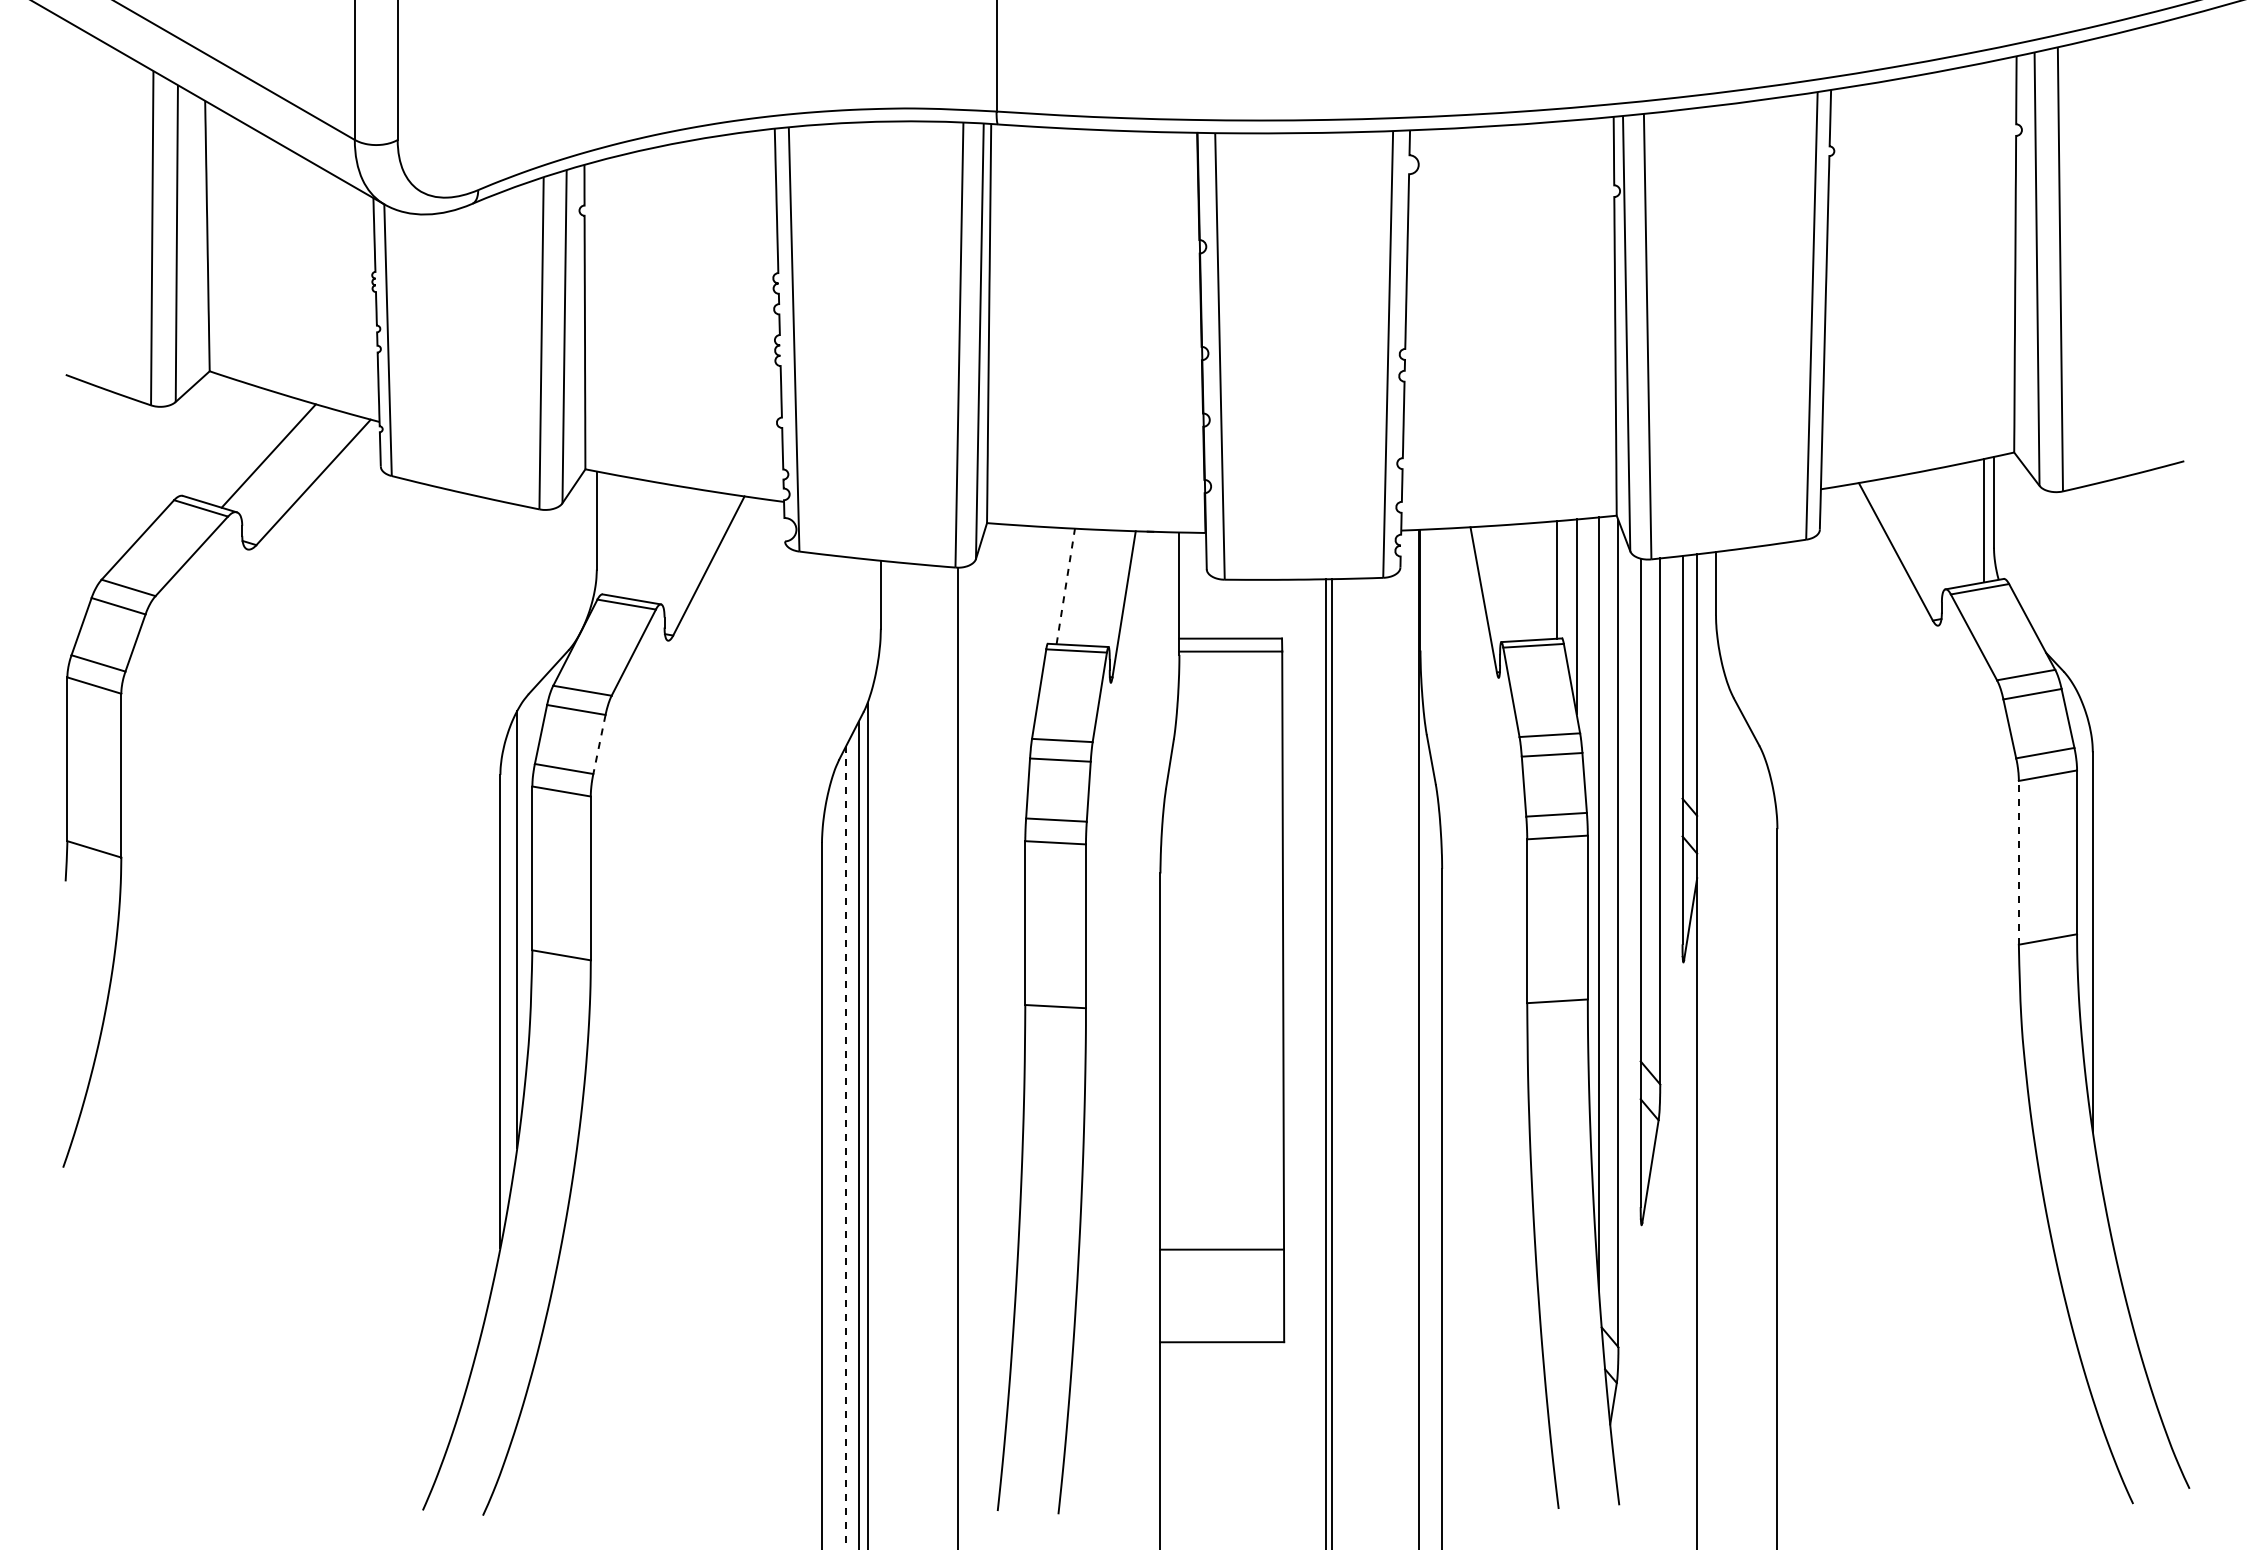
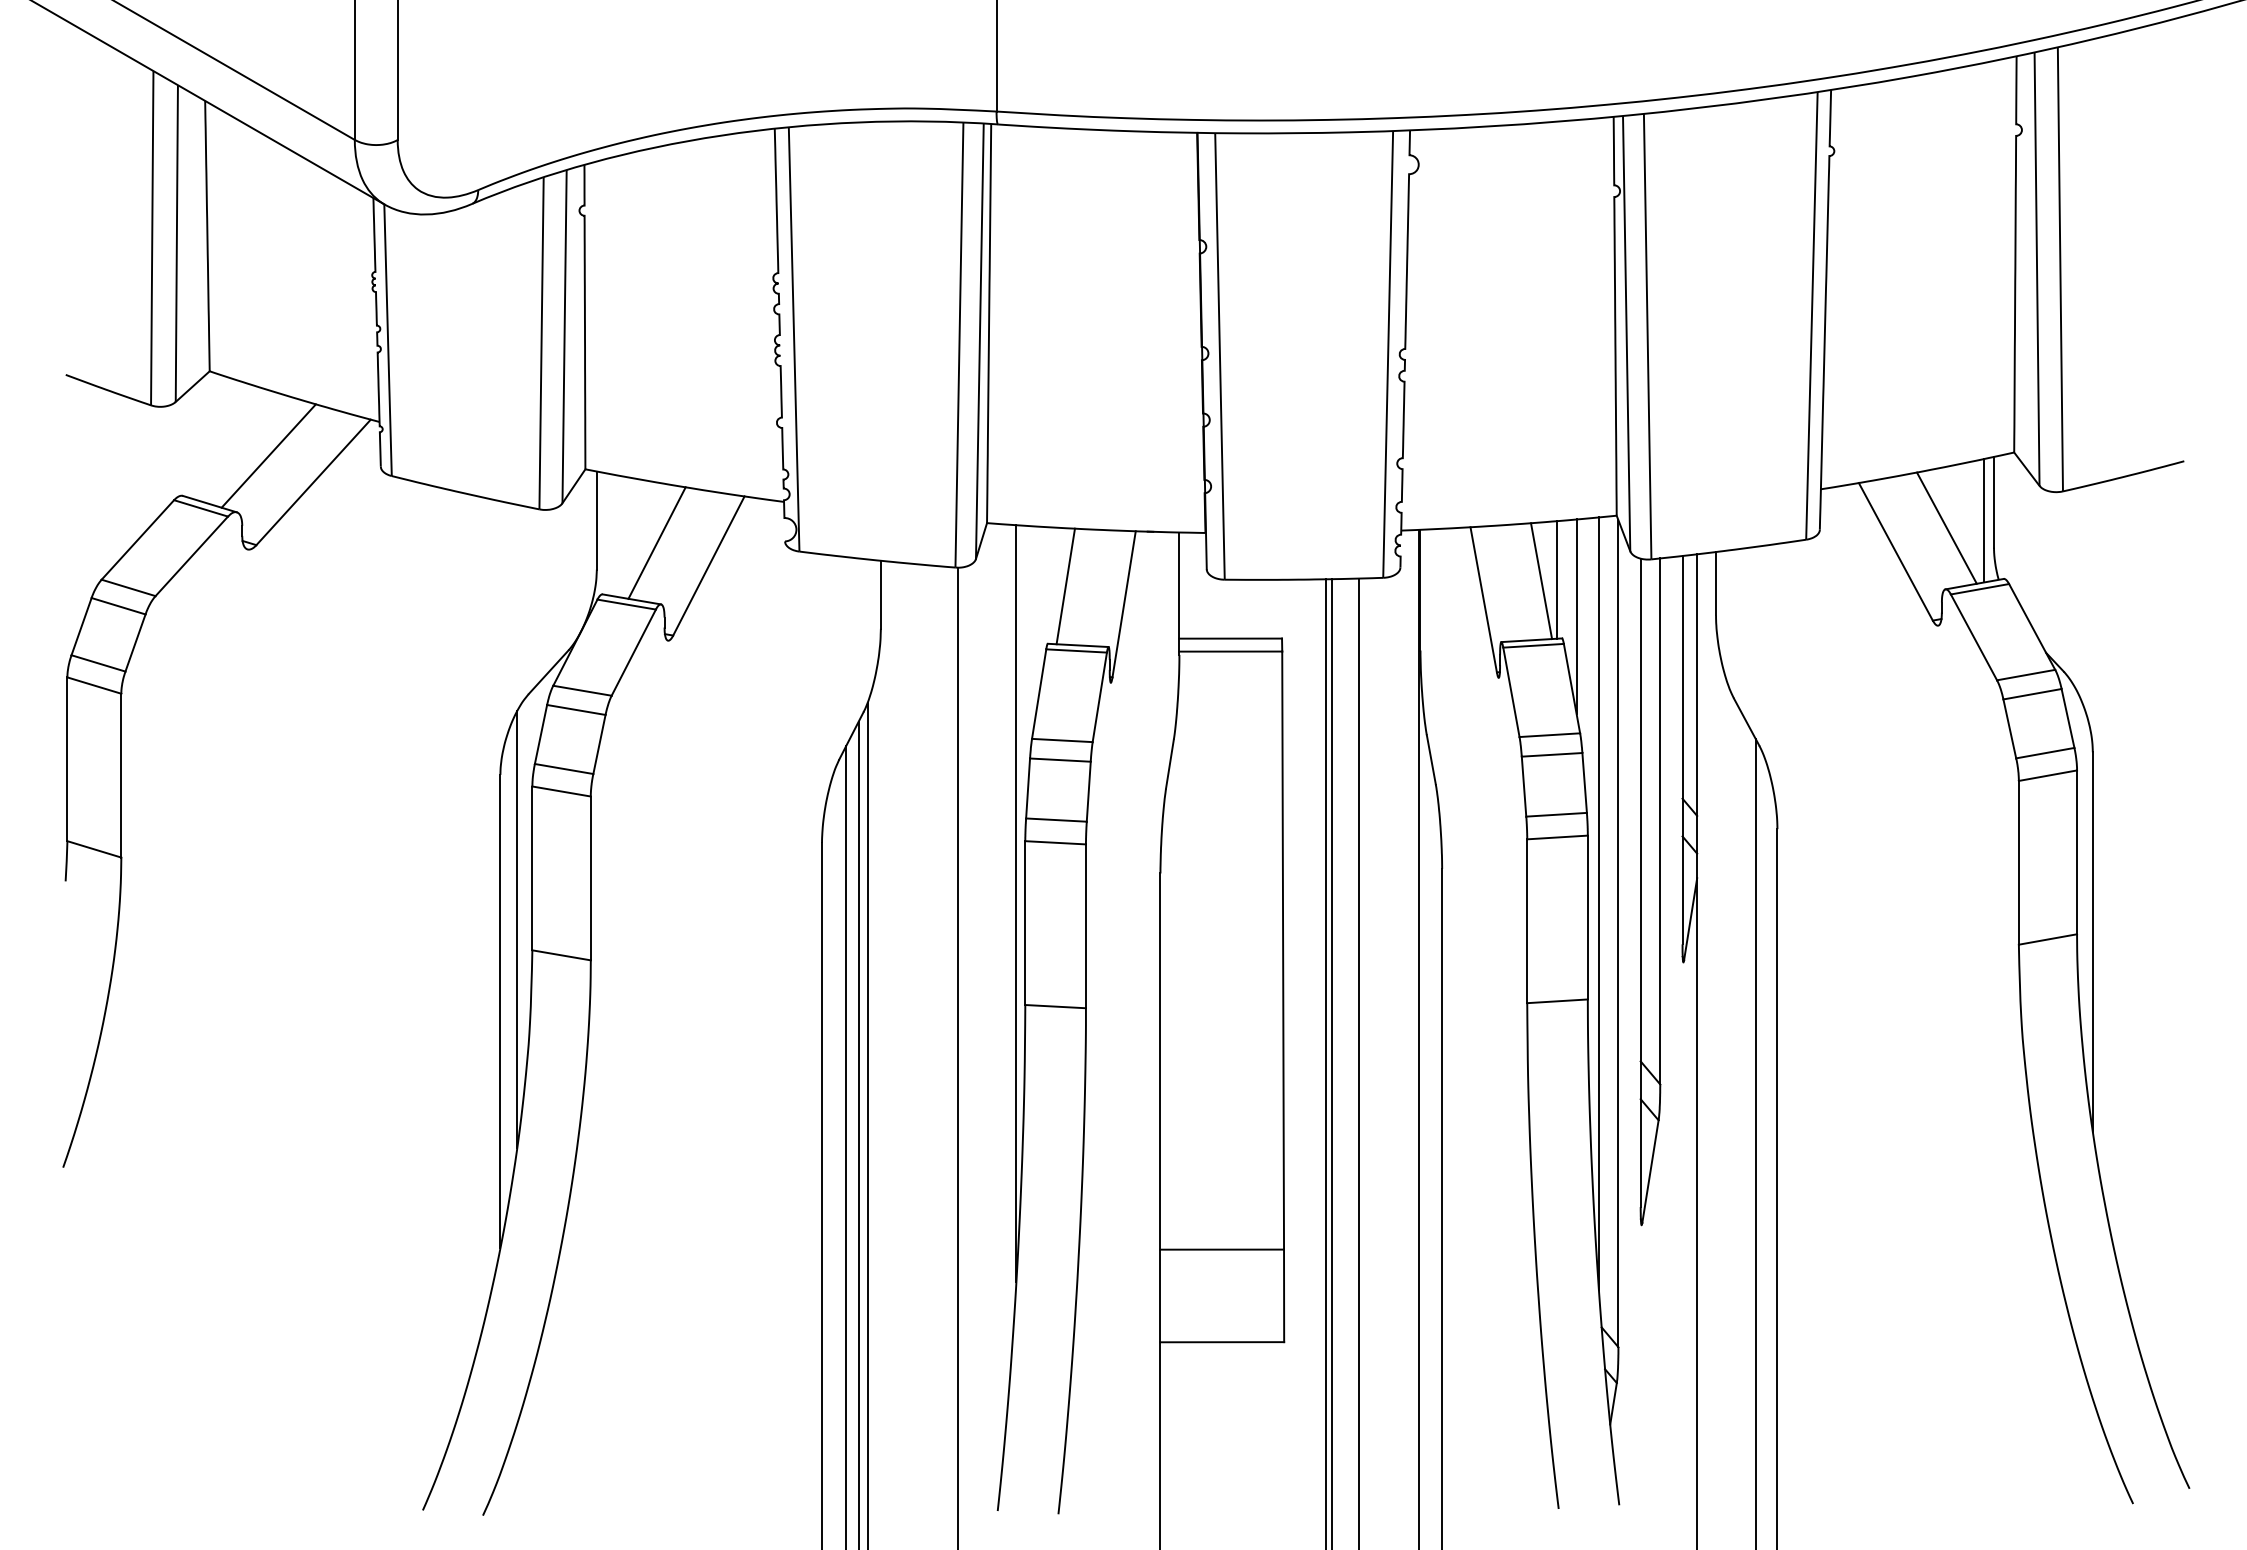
line: none -> present (1946, 527)
line: none -> present (656, 542)
line: none -> present (1541, 581)
line: dashed -> solid (1065, 586)
line: dashed -> solid (599, 744)
line: dashed -> solid (2018, 862)
line: none -> present (1016, 903)
line: none -> present (1358, 1062)
line: none -> present (1755, 1142)
line: dashed -> solid (846, 1147)
